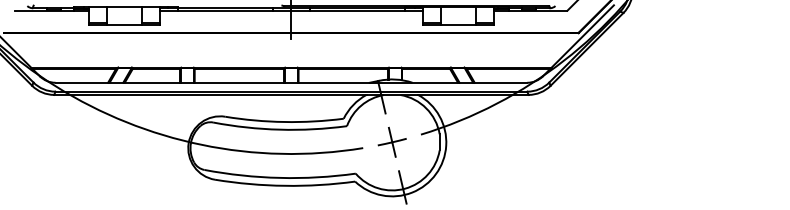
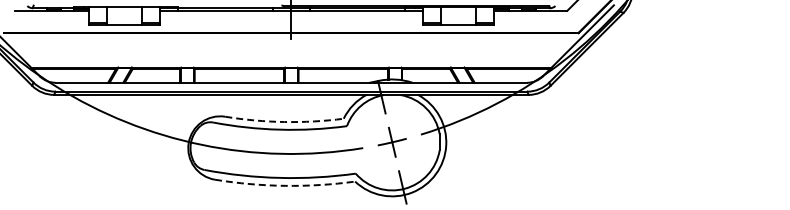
arc: solid -> dashed (284, 122)
arc: solid -> dashed (285, 185)
